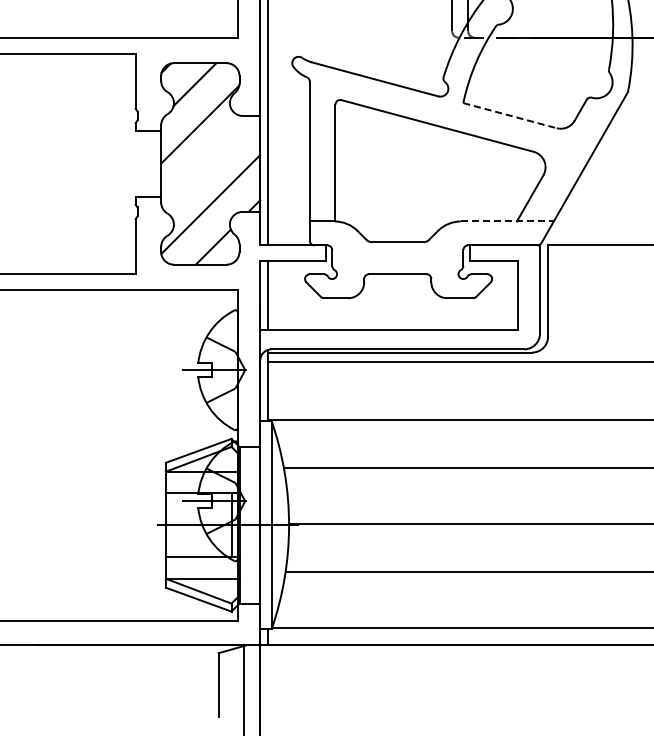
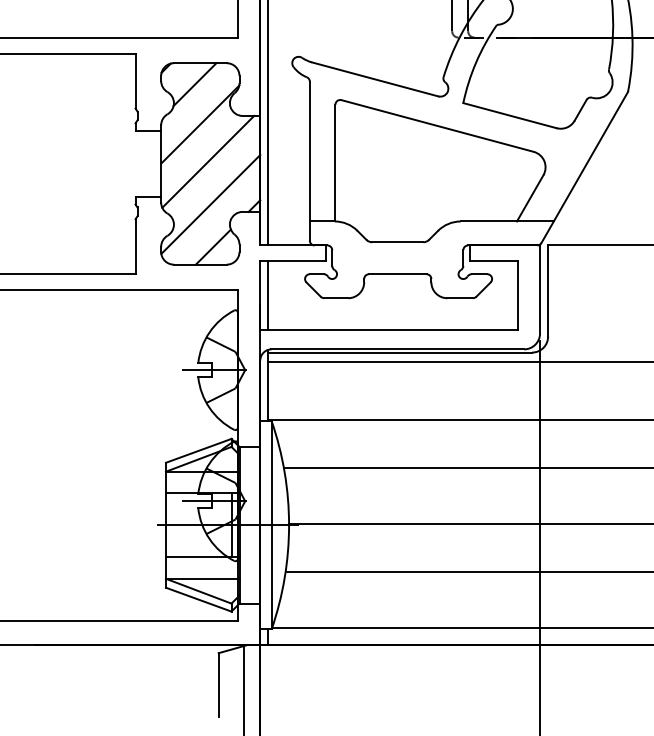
line: dashed -> solid (510, 115)
line: none -> present (208, 161)
line: dashed -> solid (507, 221)
line: none -> present (540, 536)
